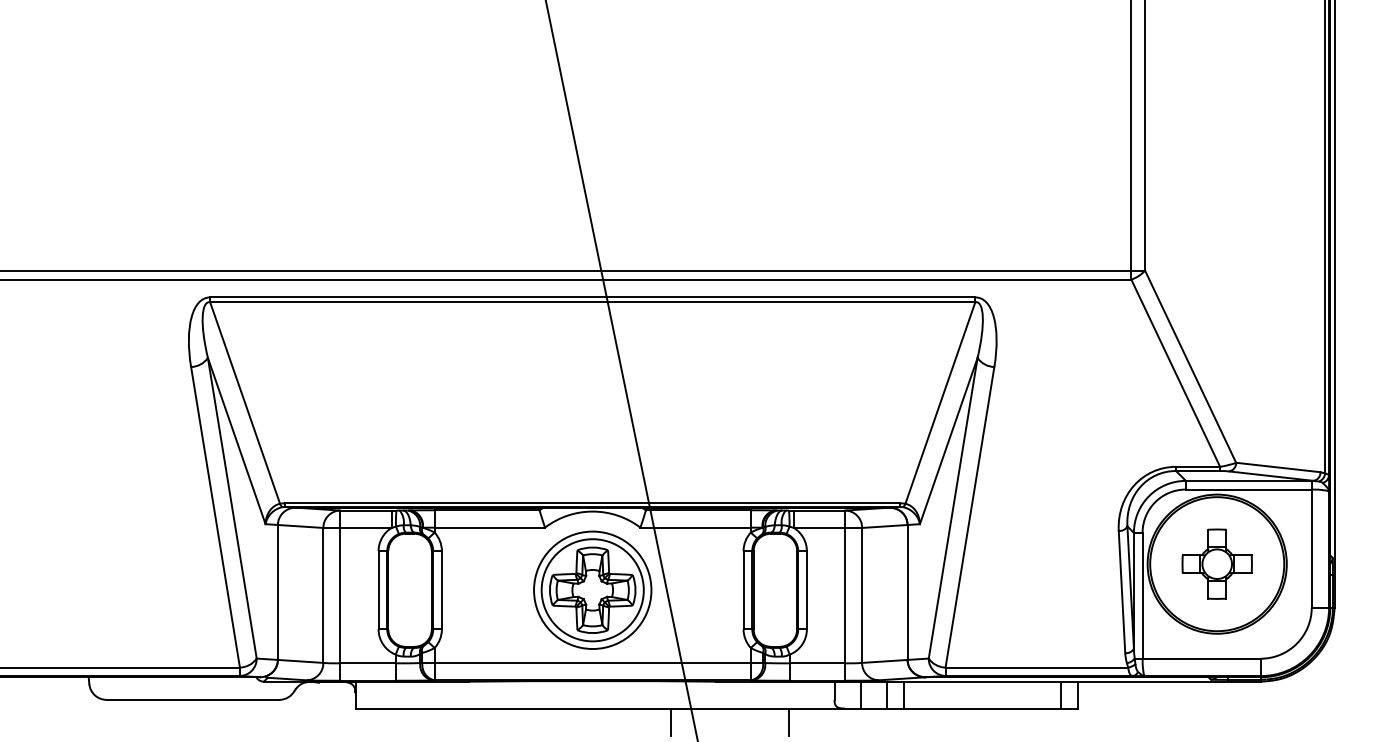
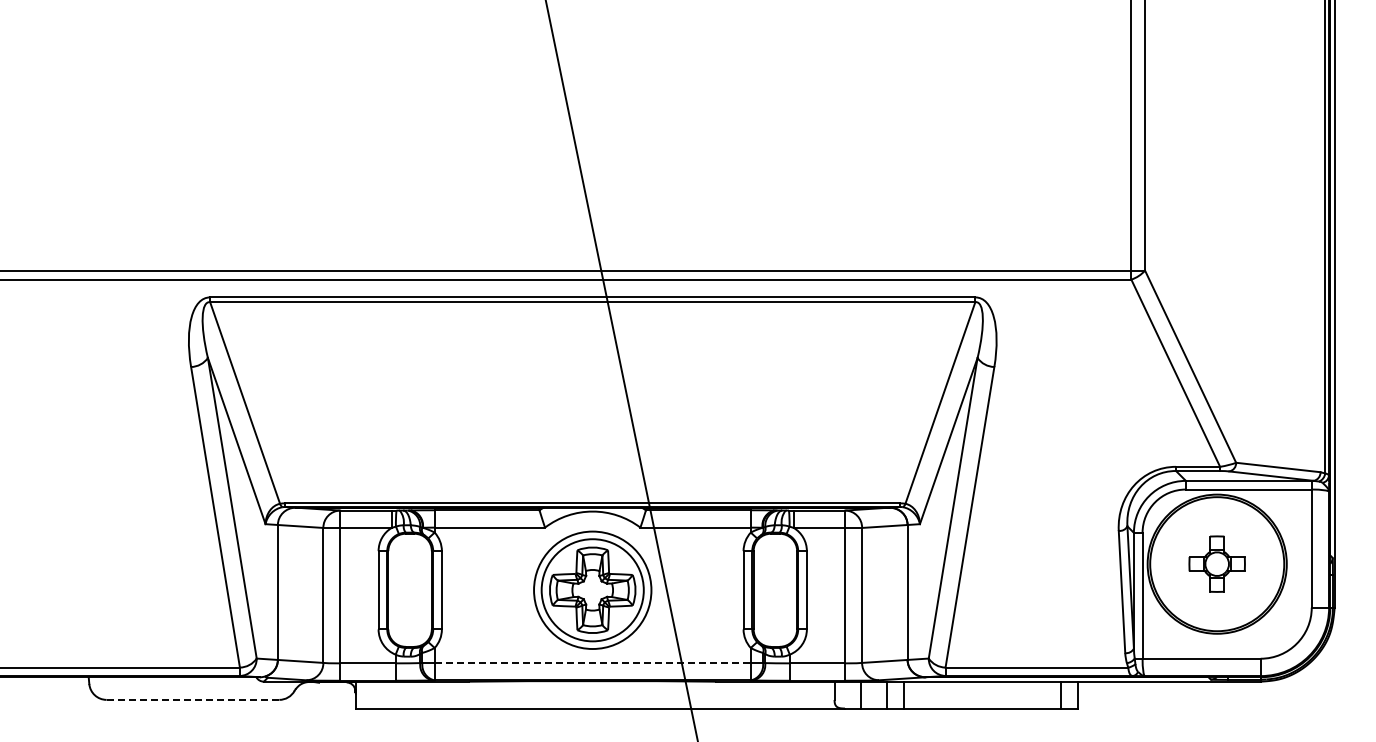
part size: 72x72 px -> 58x58 px (1216, 563)
line: solid -> dashed (593, 663)
line: solid -> dashed (192, 699)
line: present -> none (671, 722)
line: present -> none (788, 722)
